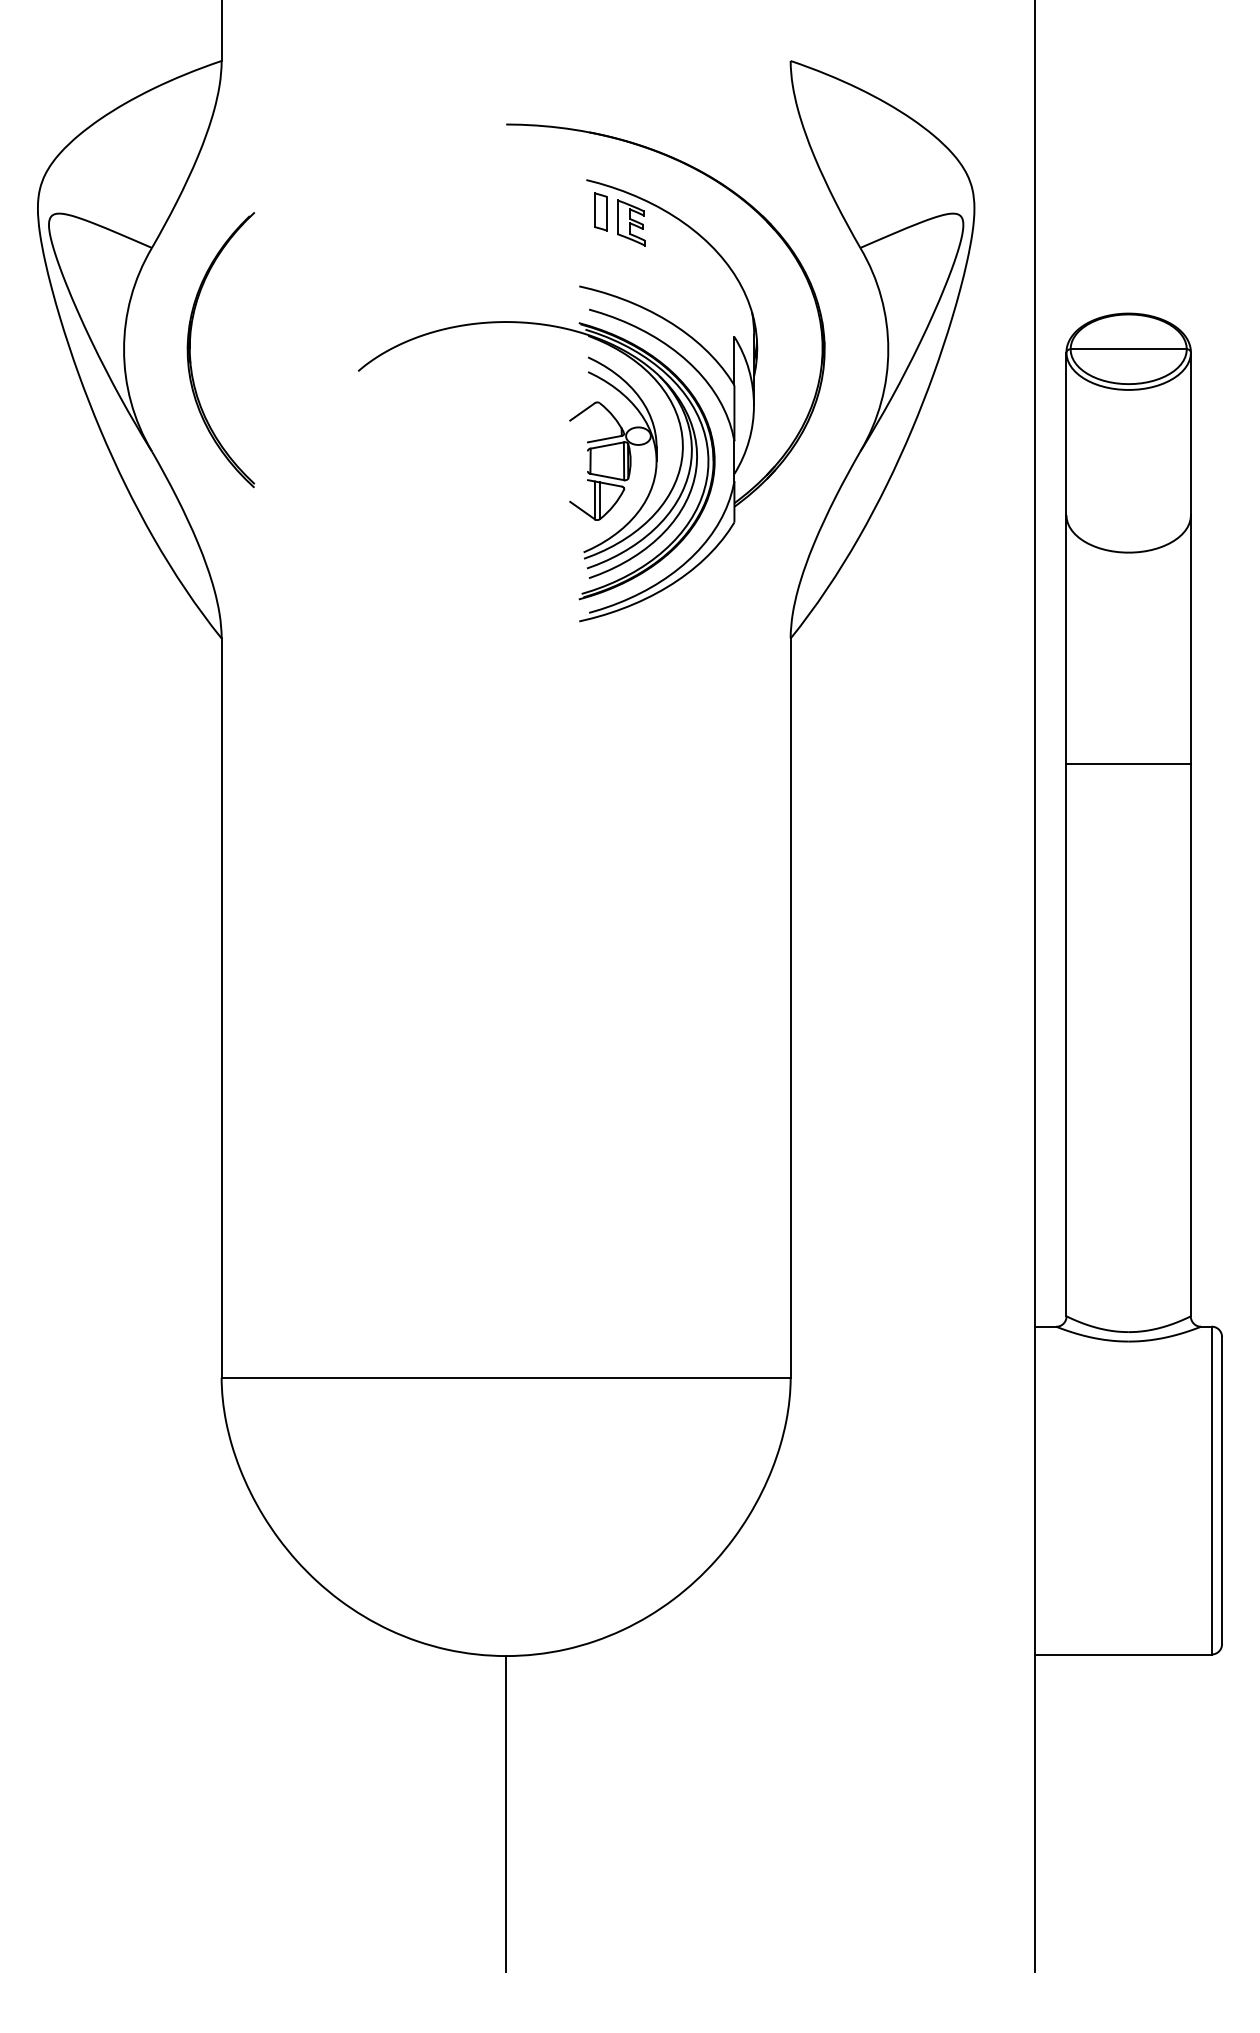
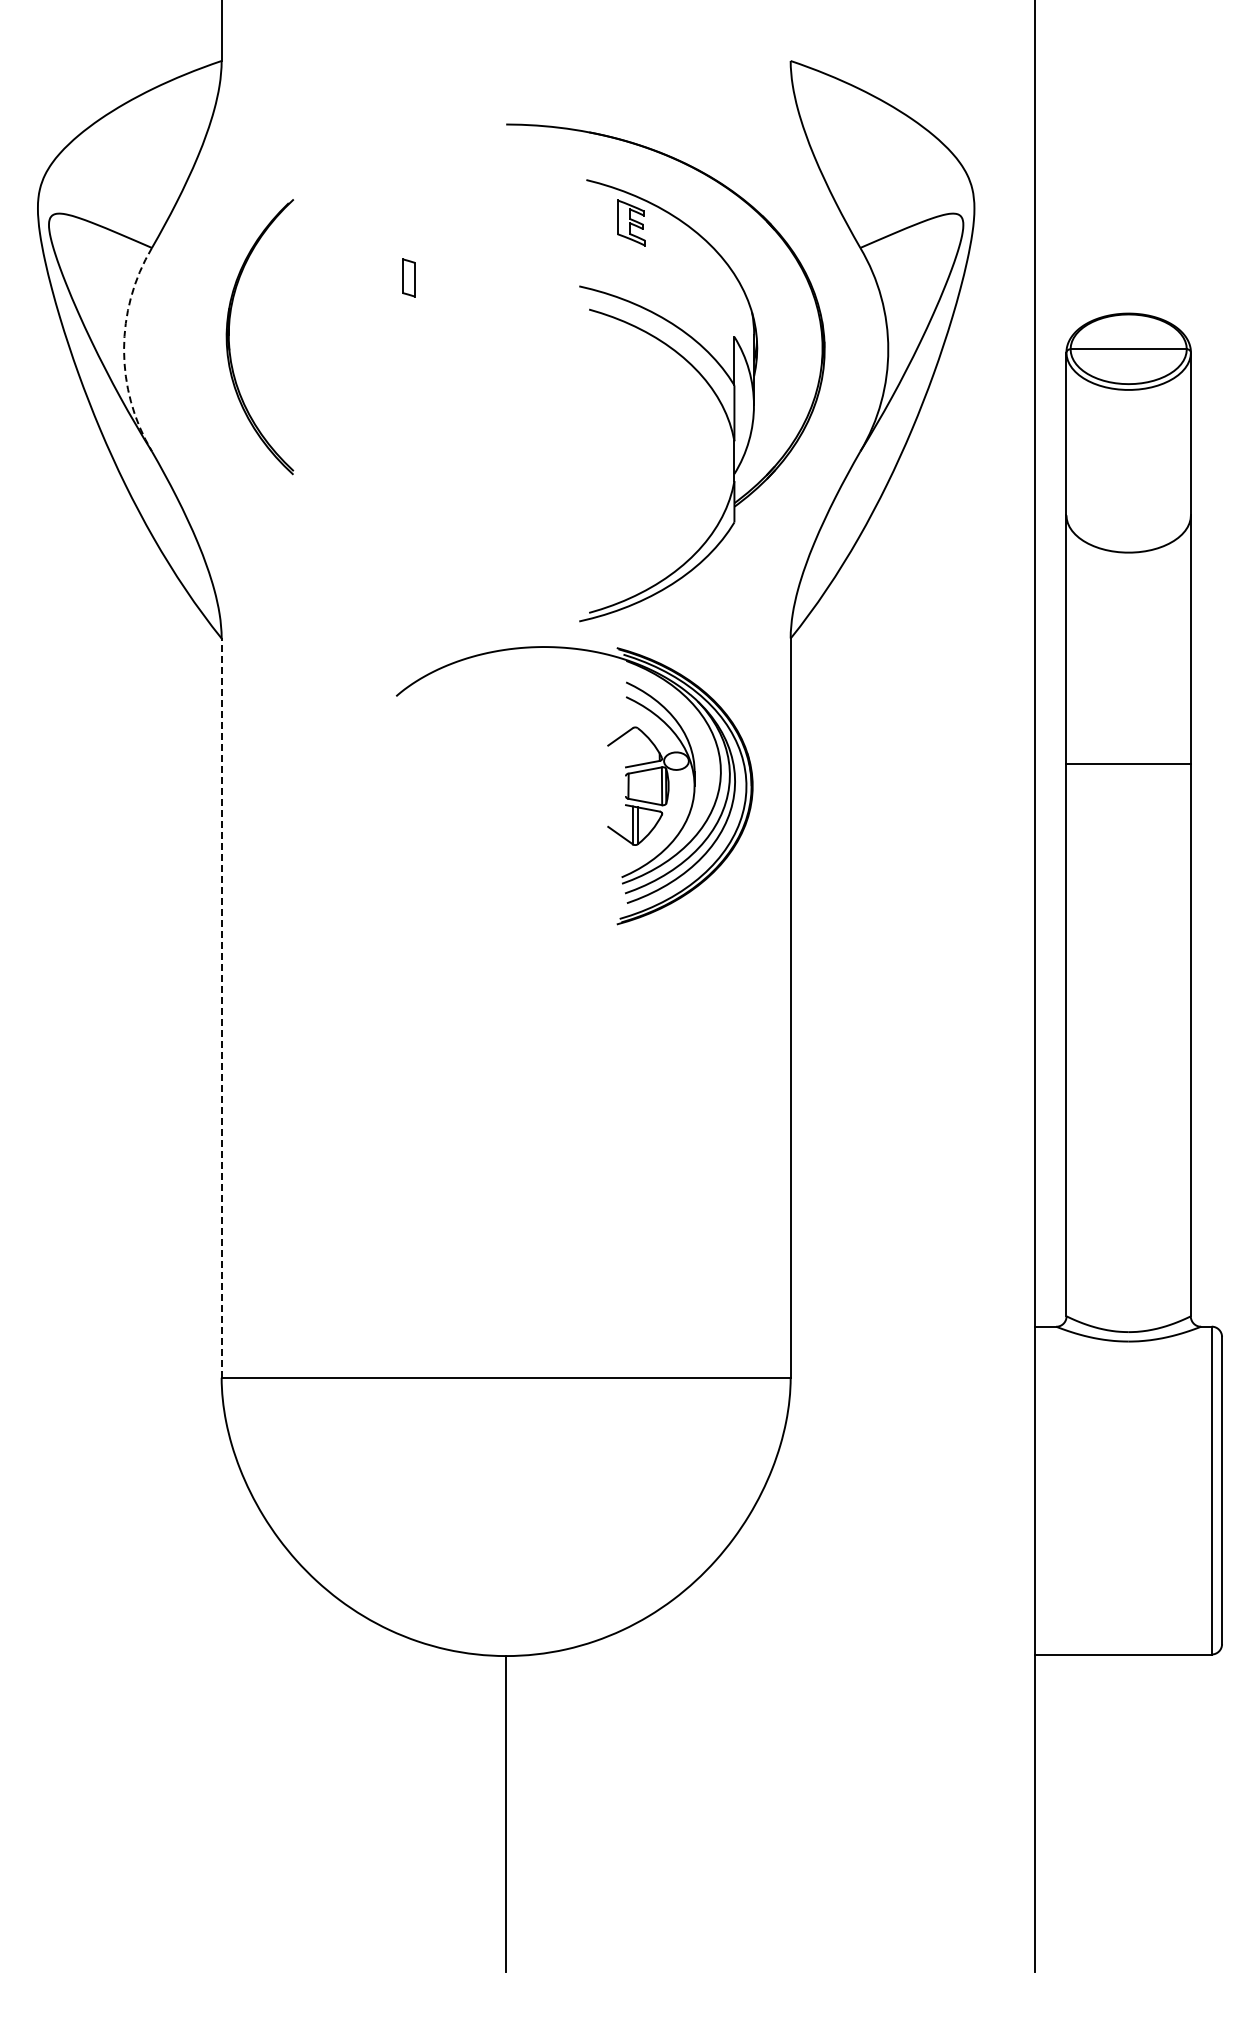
part position: (600, 211) -> (408, 277) (408, 277)
arc: solid -> dashed (124, 349)
part position: (190, 350) -> (229, 337) (229, 337)
part position: (569, 421) -> (607, 746) (607, 746)
line: solid -> dashed (221, 1008)
